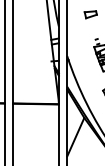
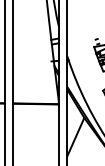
part: present -> none (90, 14)
